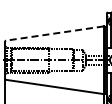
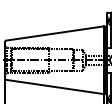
line: dashed -> solid (54, 33)
